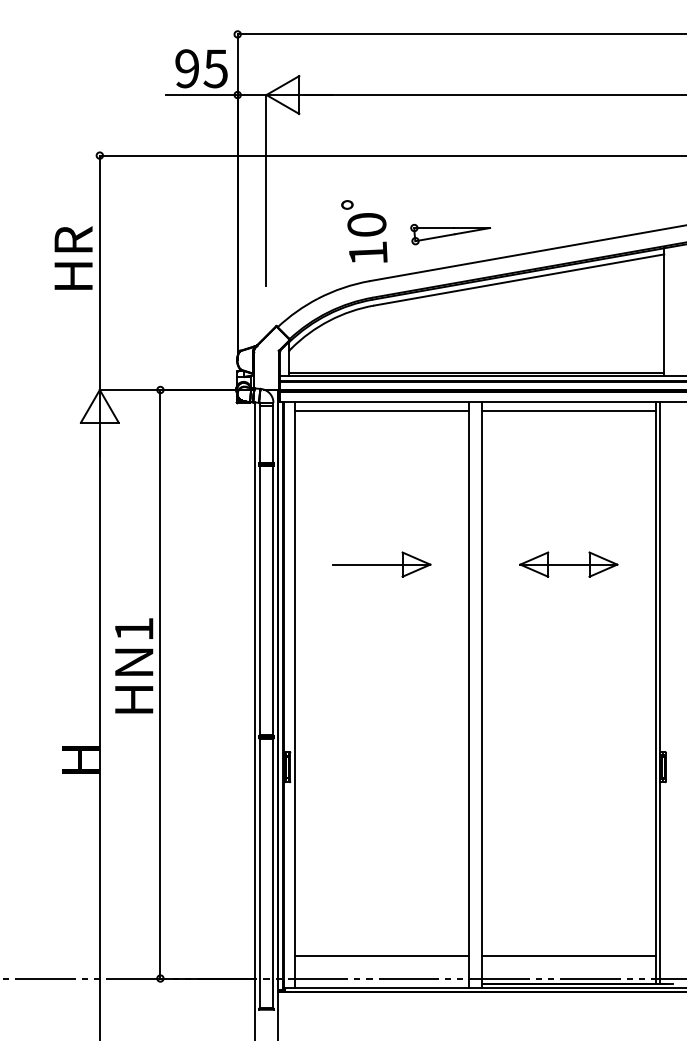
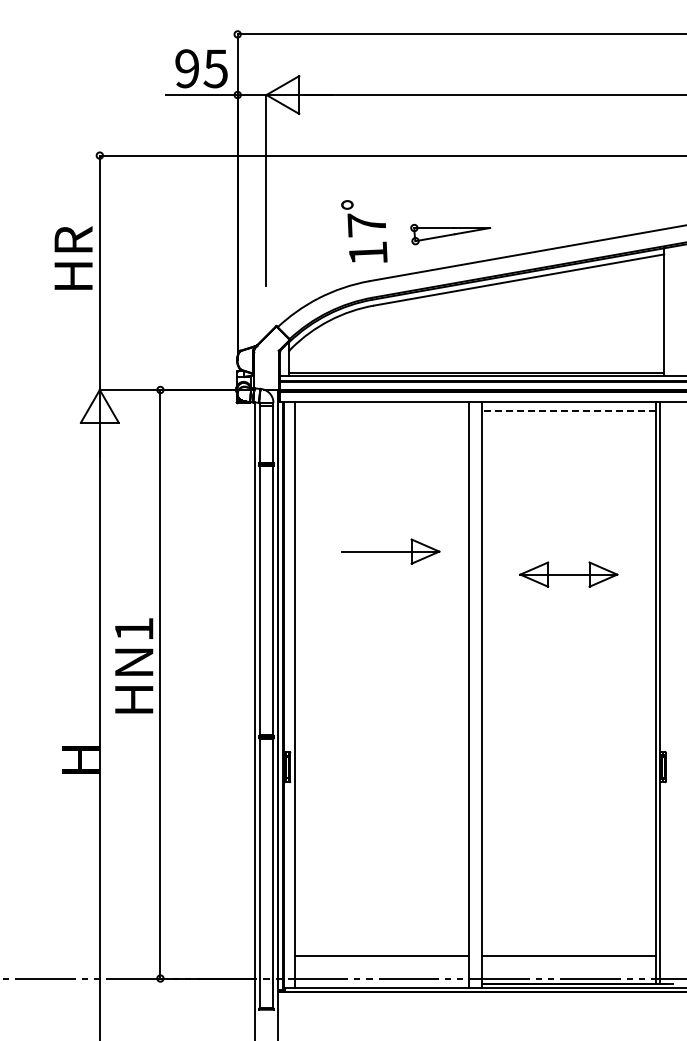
text: 10 -> 17 (366, 225)
line: present -> none (381, 411)
line: solid -> dashed (568, 411)
part position: (381, 564) -> (390, 551) (390, 551)
part position: (568, 564) -> (568, 574) (568, 574)
